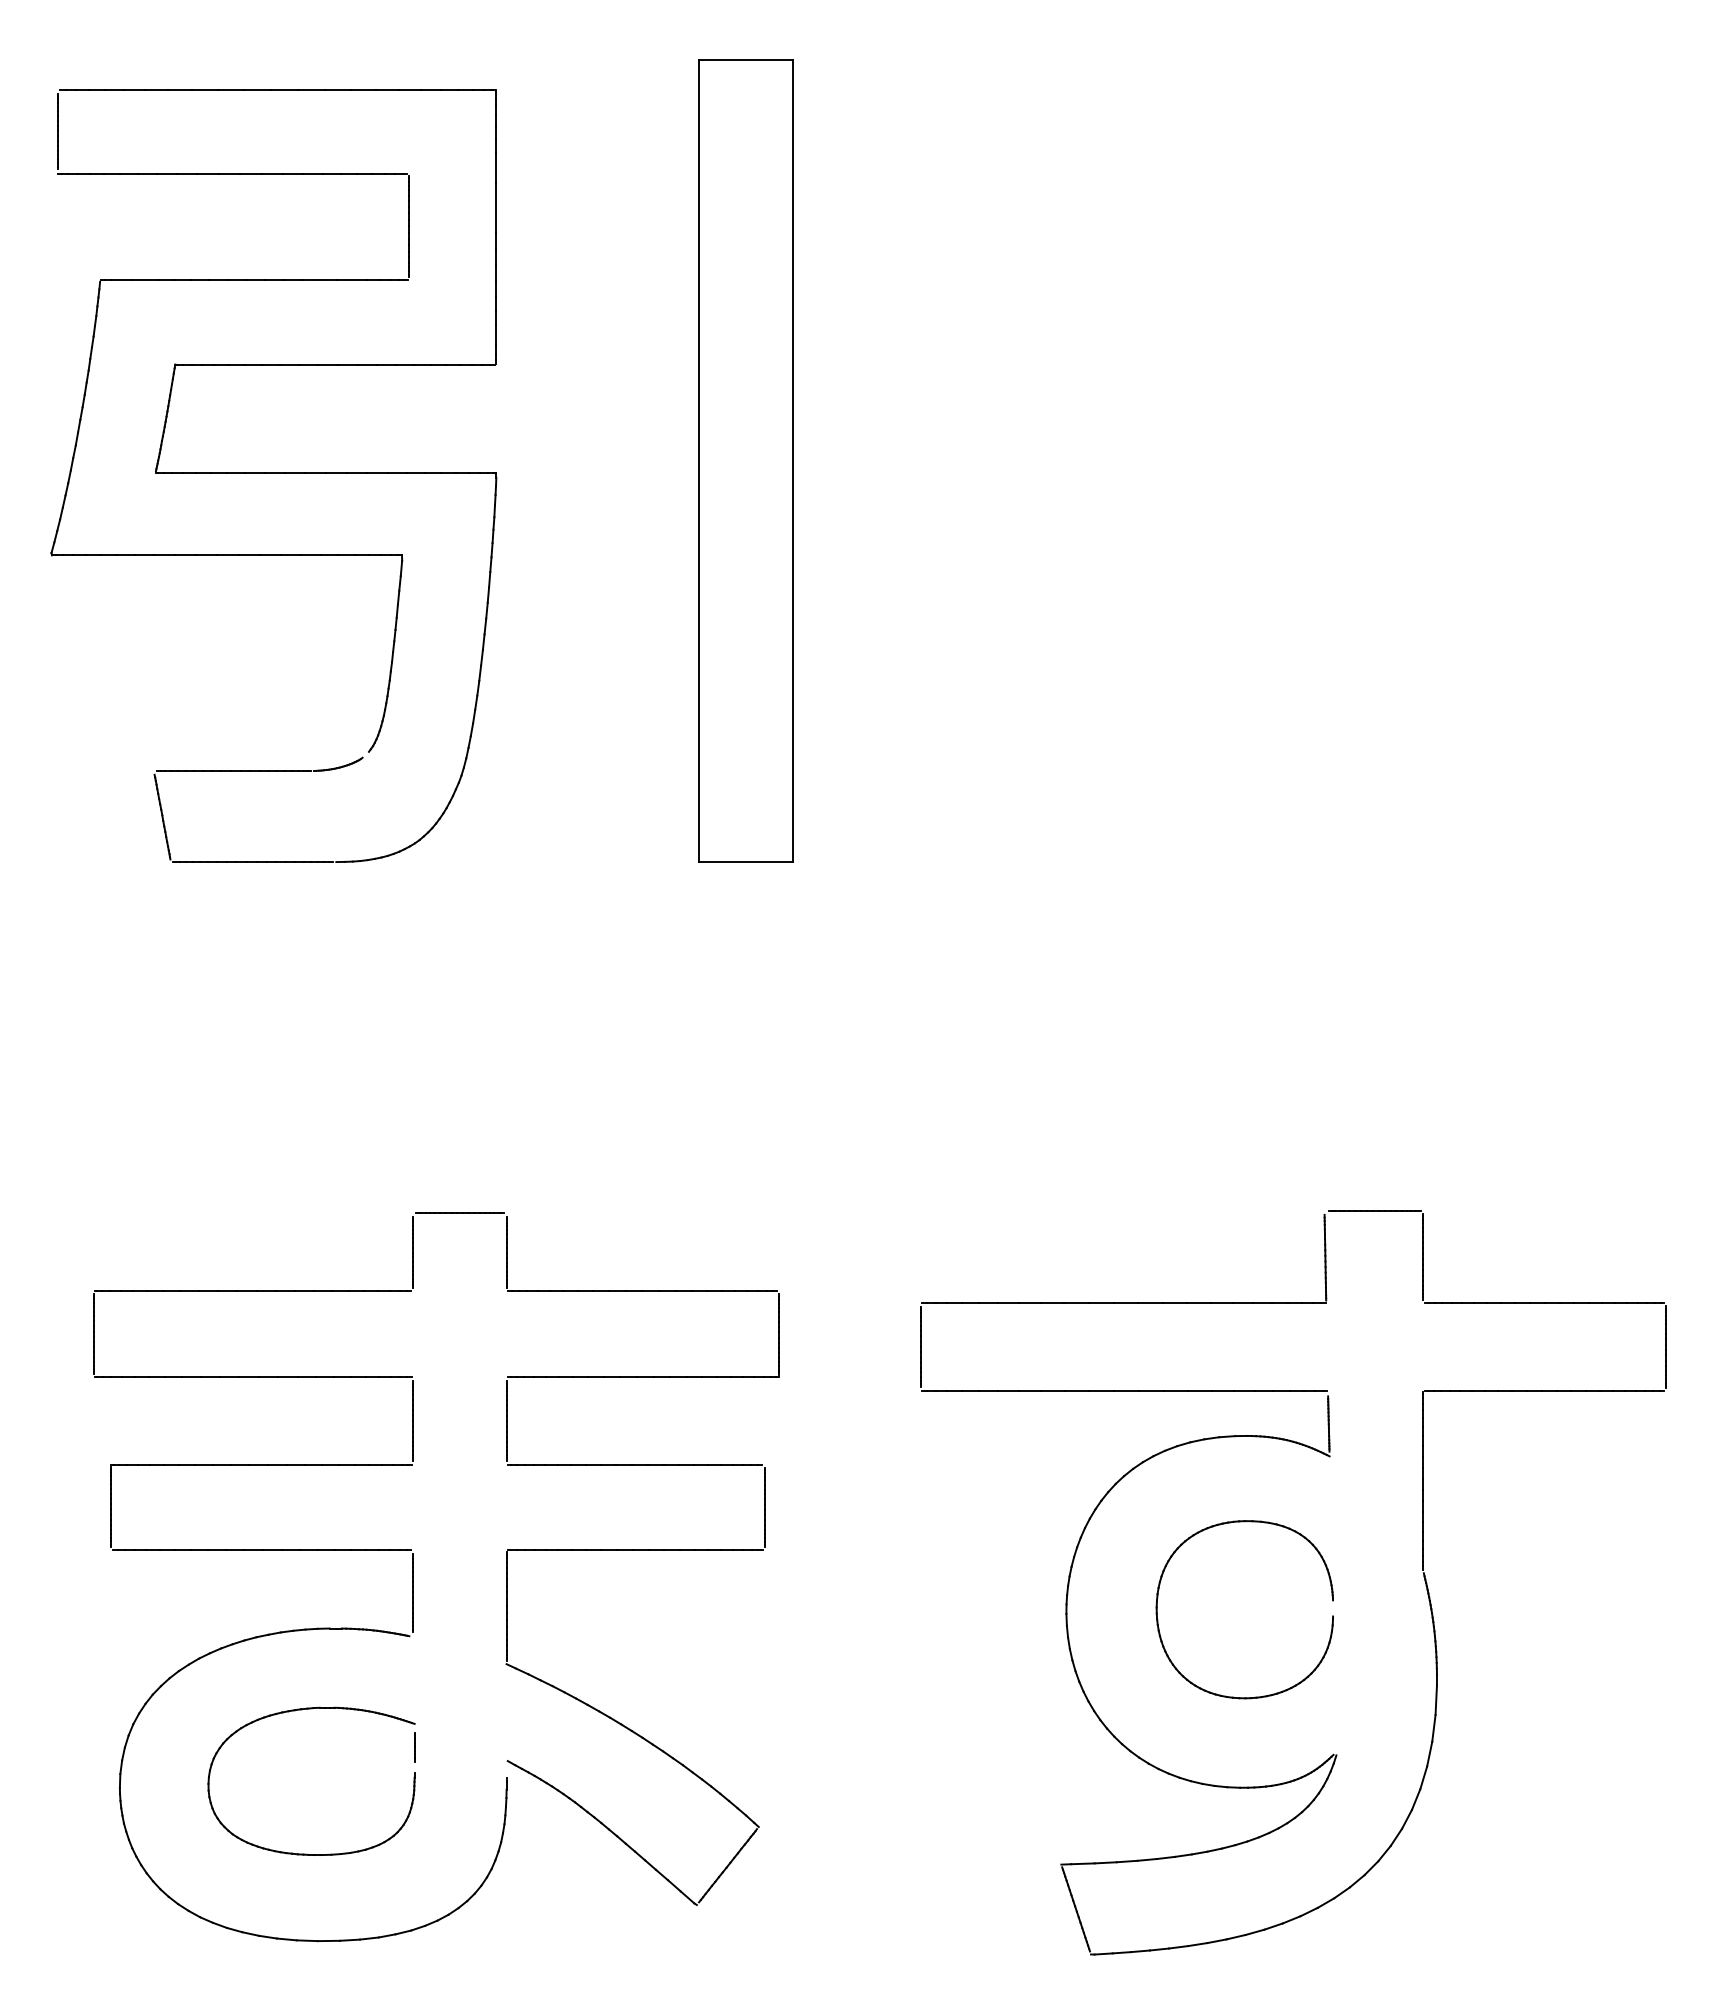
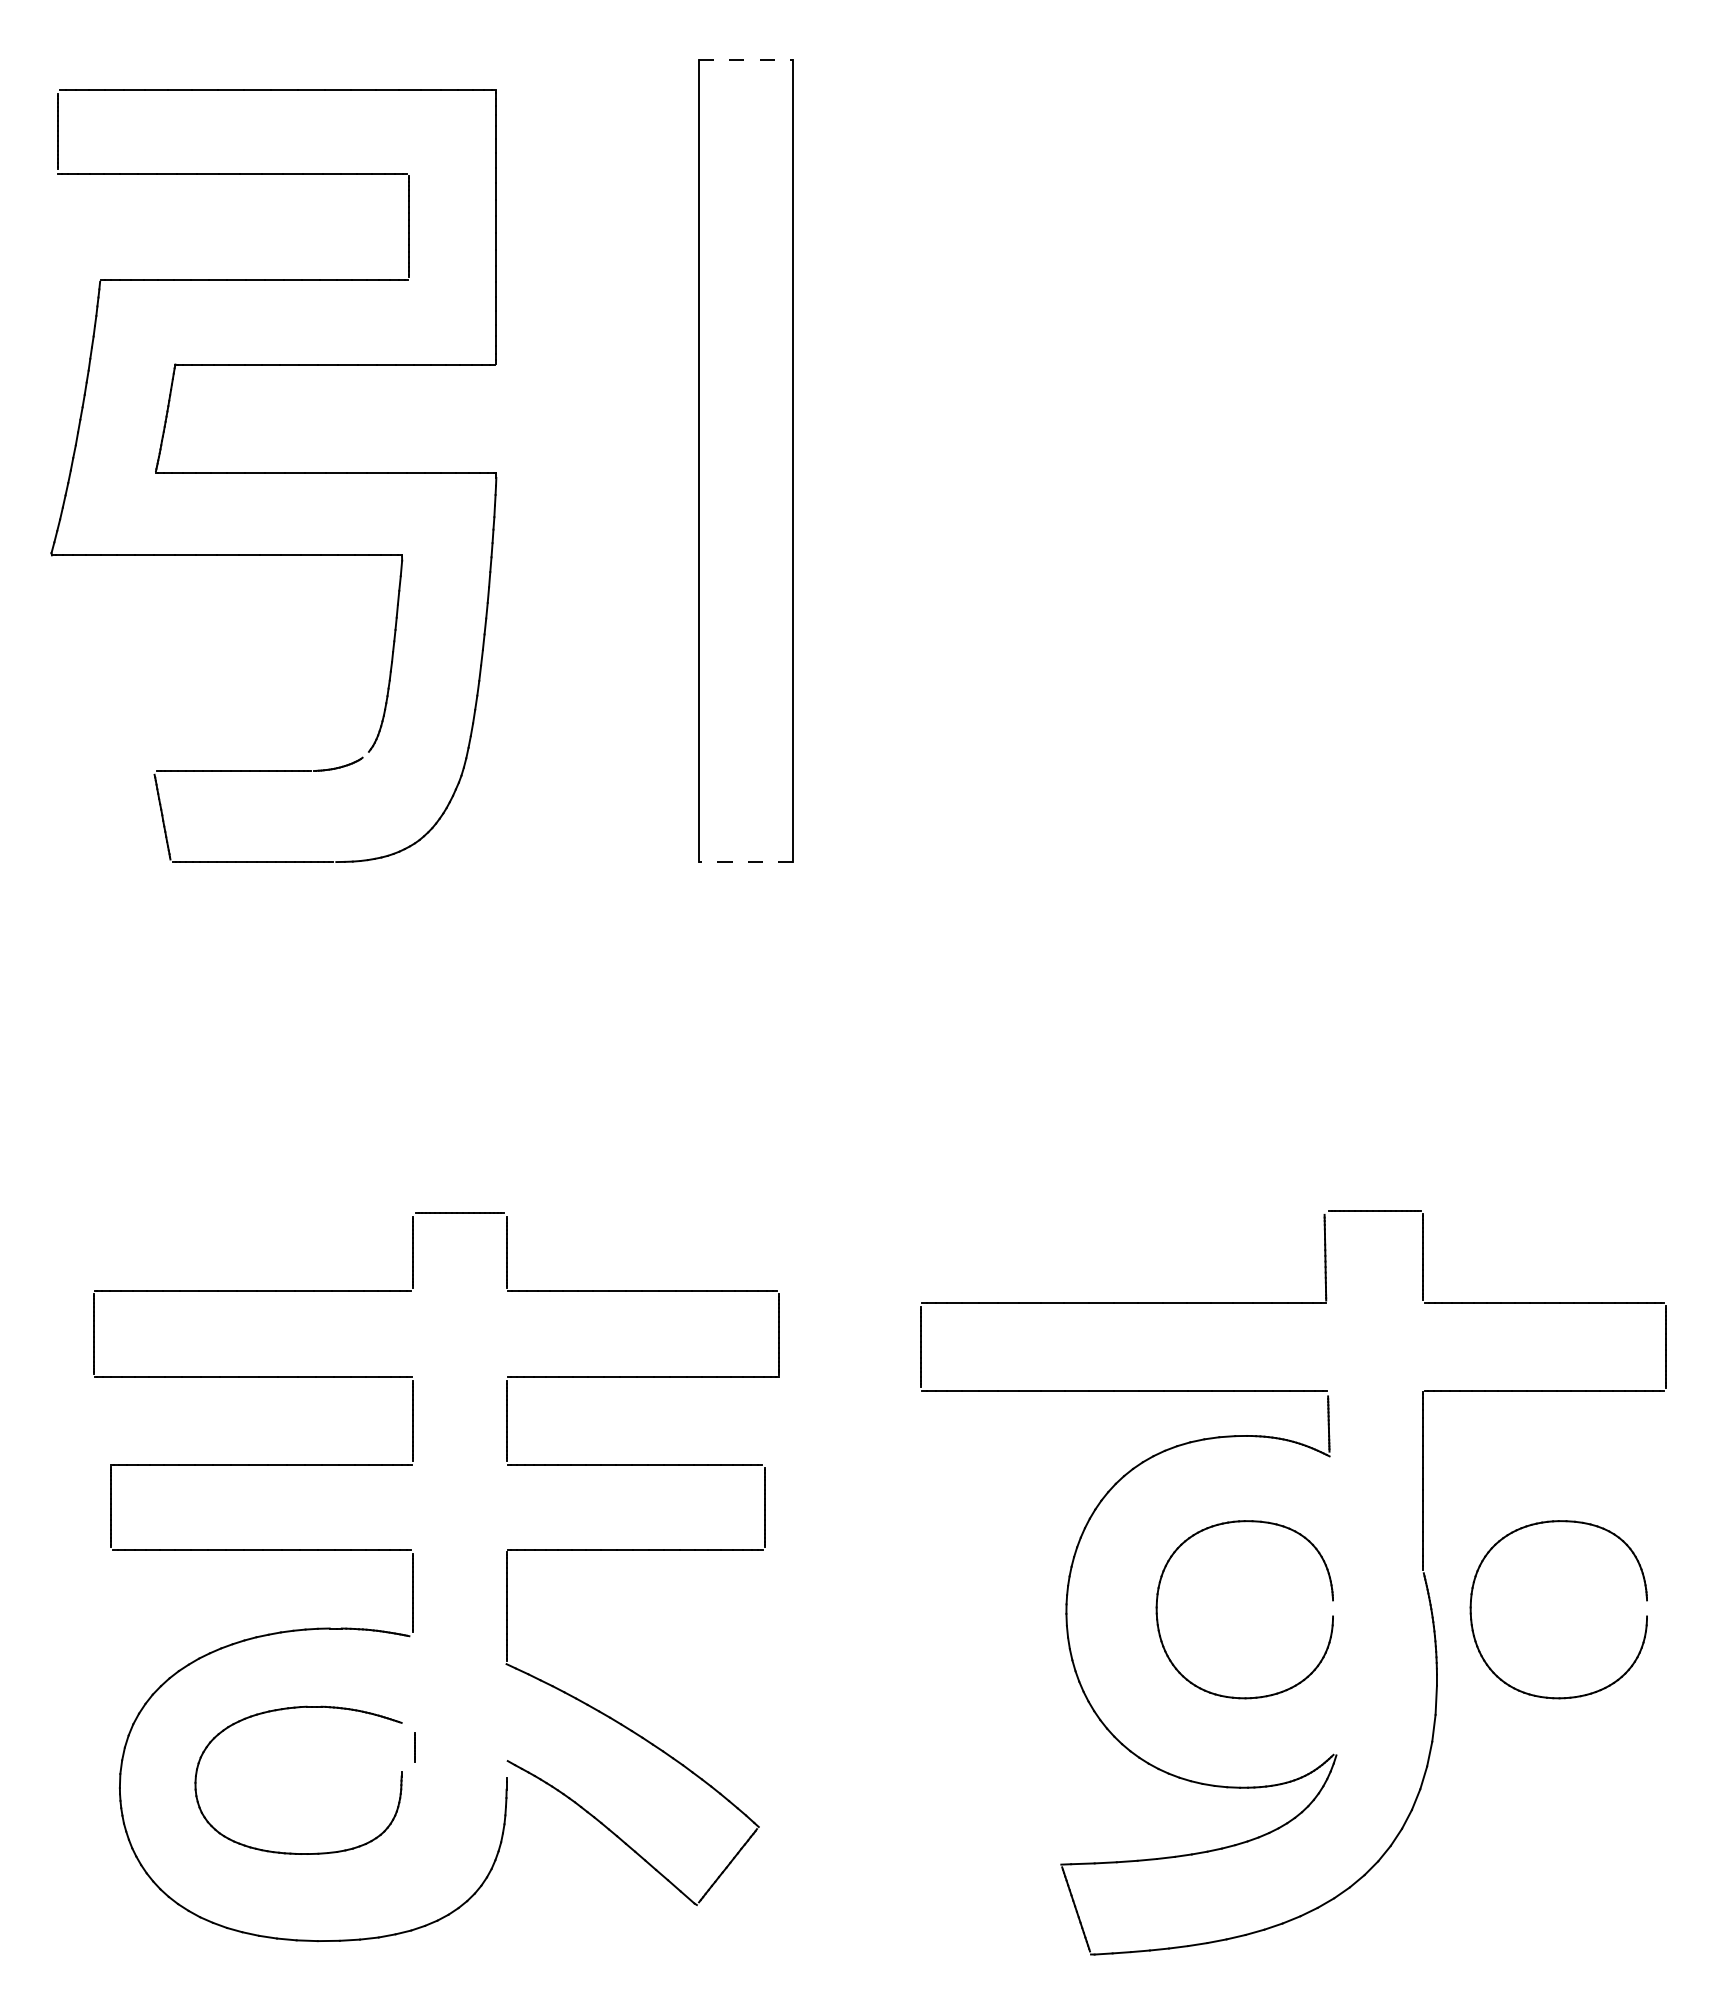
line: solid -> dashed (746, 60)
line: solid -> dashed (746, 862)
part: none -> present (1472, 1619)
part position: (302, 1710) -> (289, 1709) (289, 1709)
